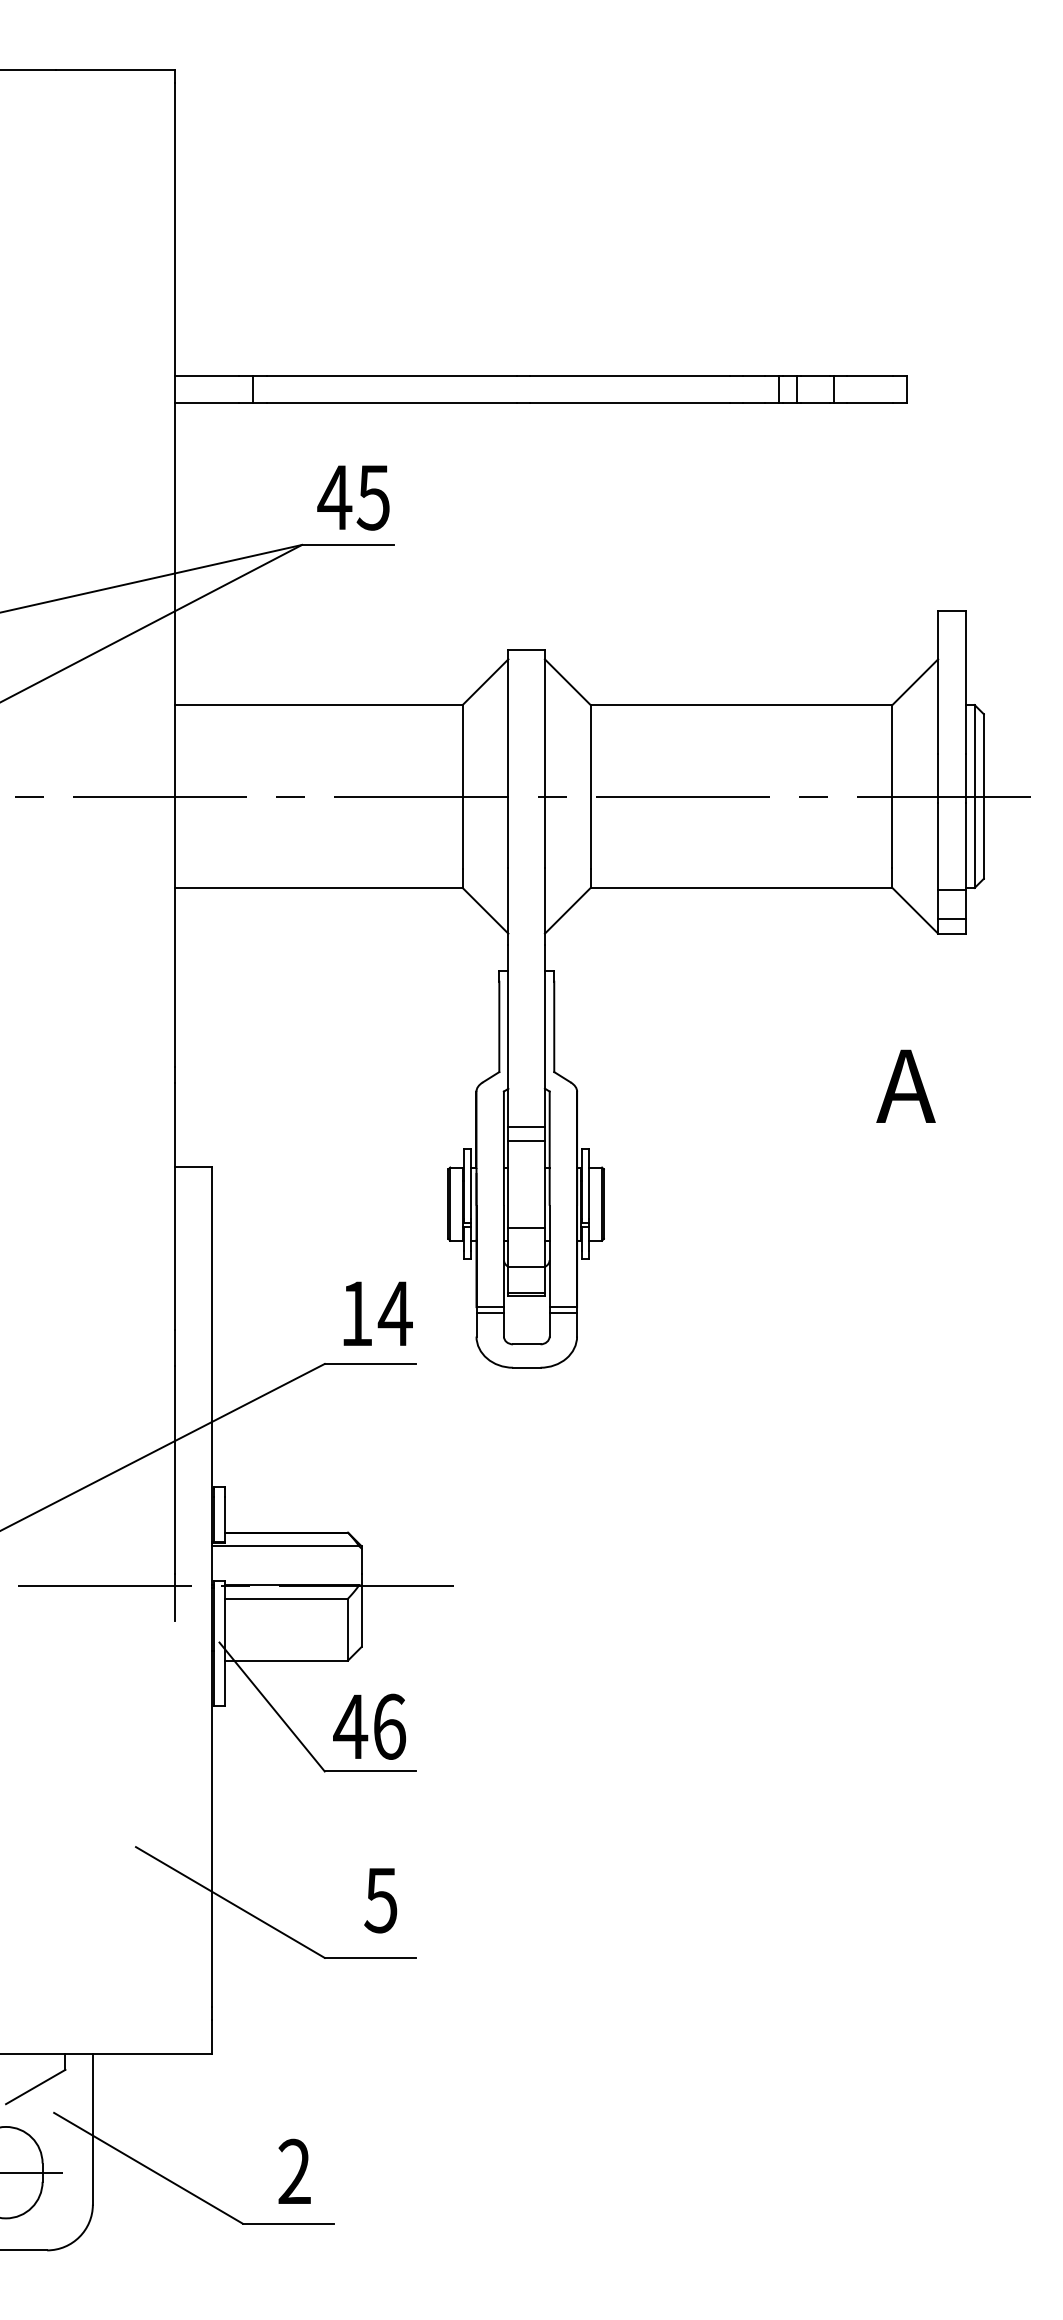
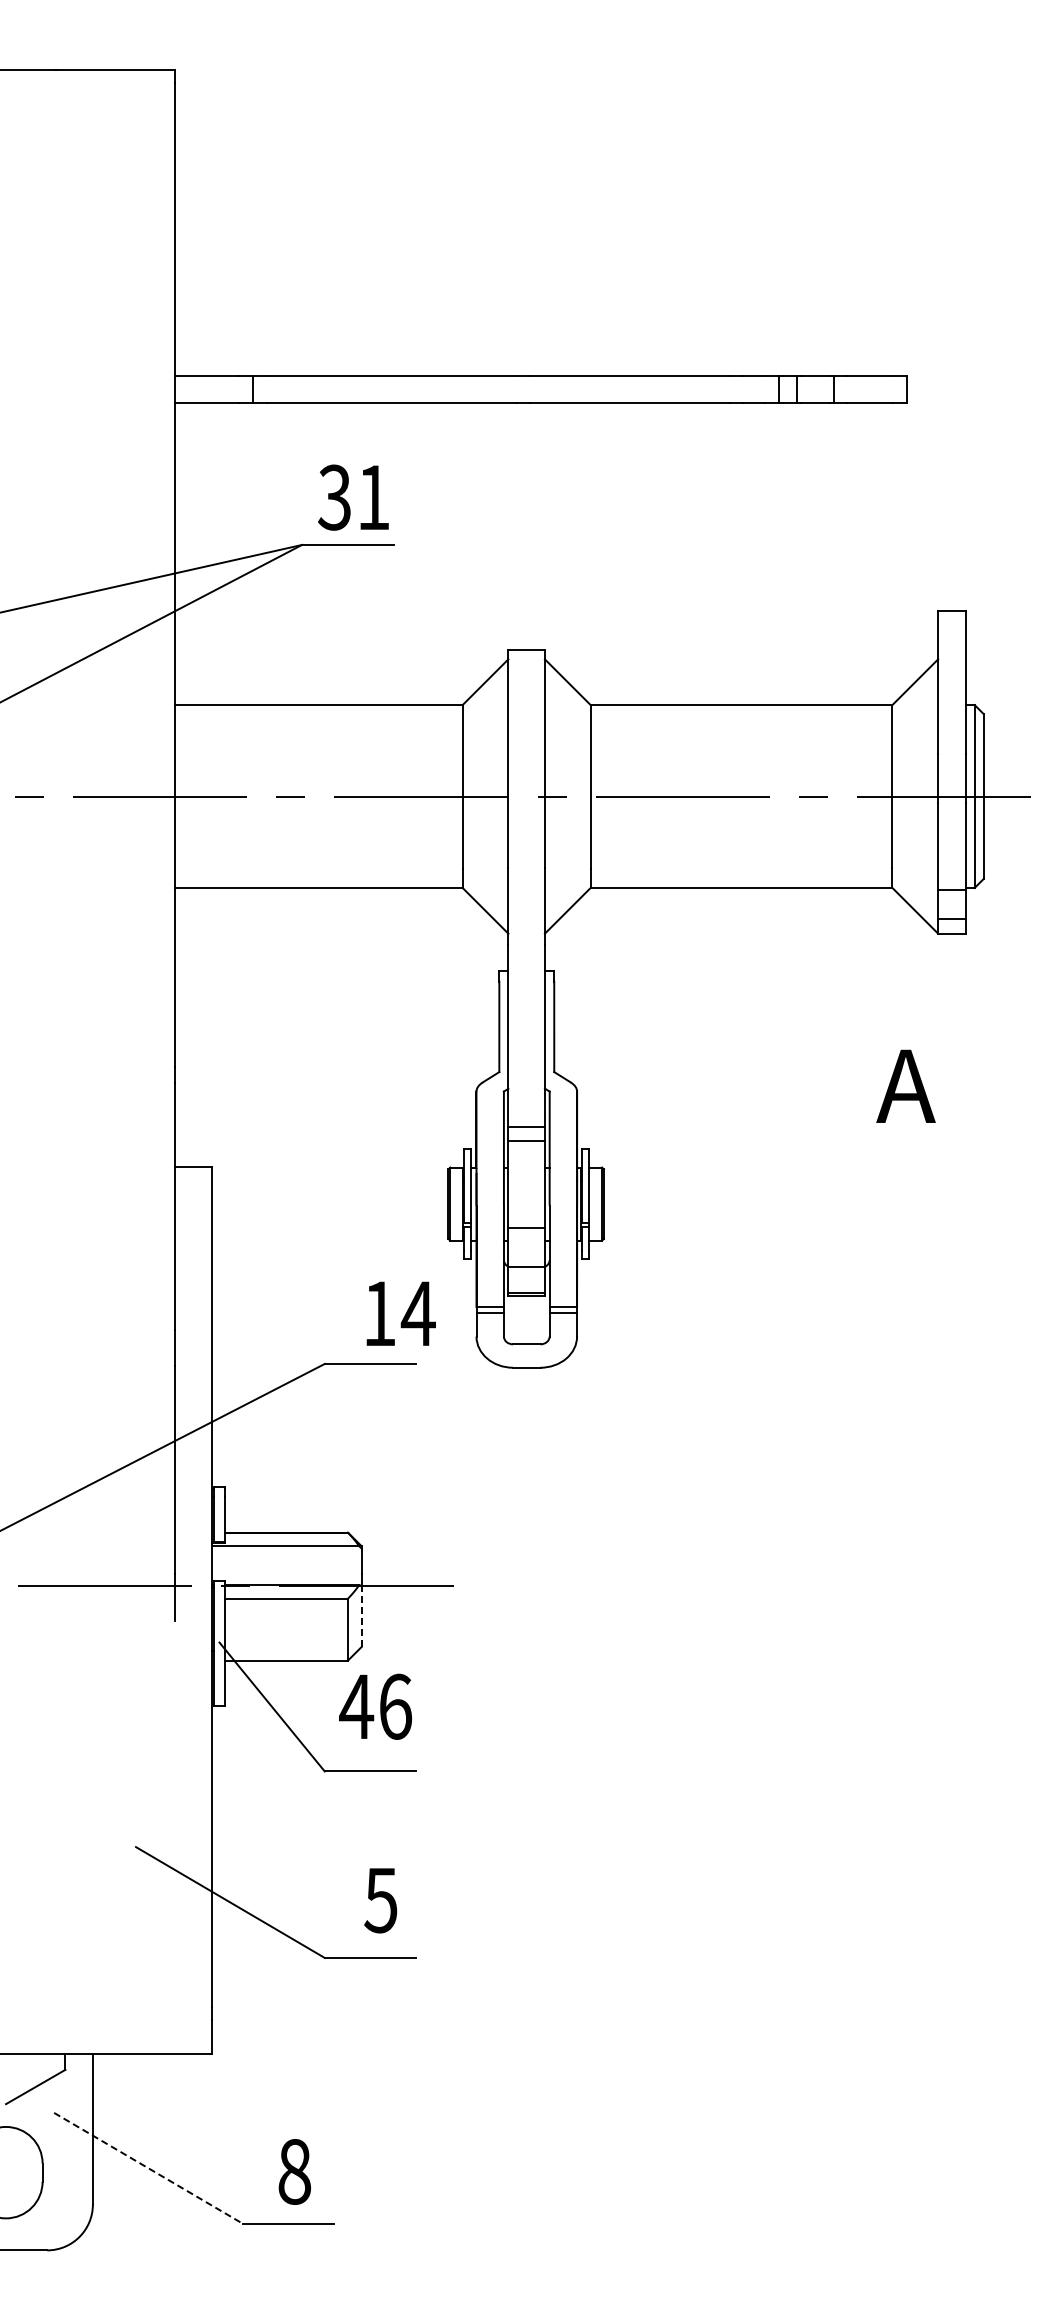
text: 45 -> 31 (353, 497)
text position: (377, 1313) -> (400, 1313) (400, 1313)
line: solid -> dashed (361, 1616)
text position: (369, 1726) -> (375, 1706) (375, 1706)
line: solid -> dashed (148, 2168)
text: 2 -> 8 (294, 2171)
line: present -> none (32, 2172)
